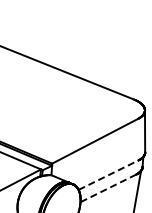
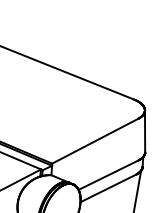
line: dashed -> solid (108, 174)
line: dashed -> solid (107, 188)
